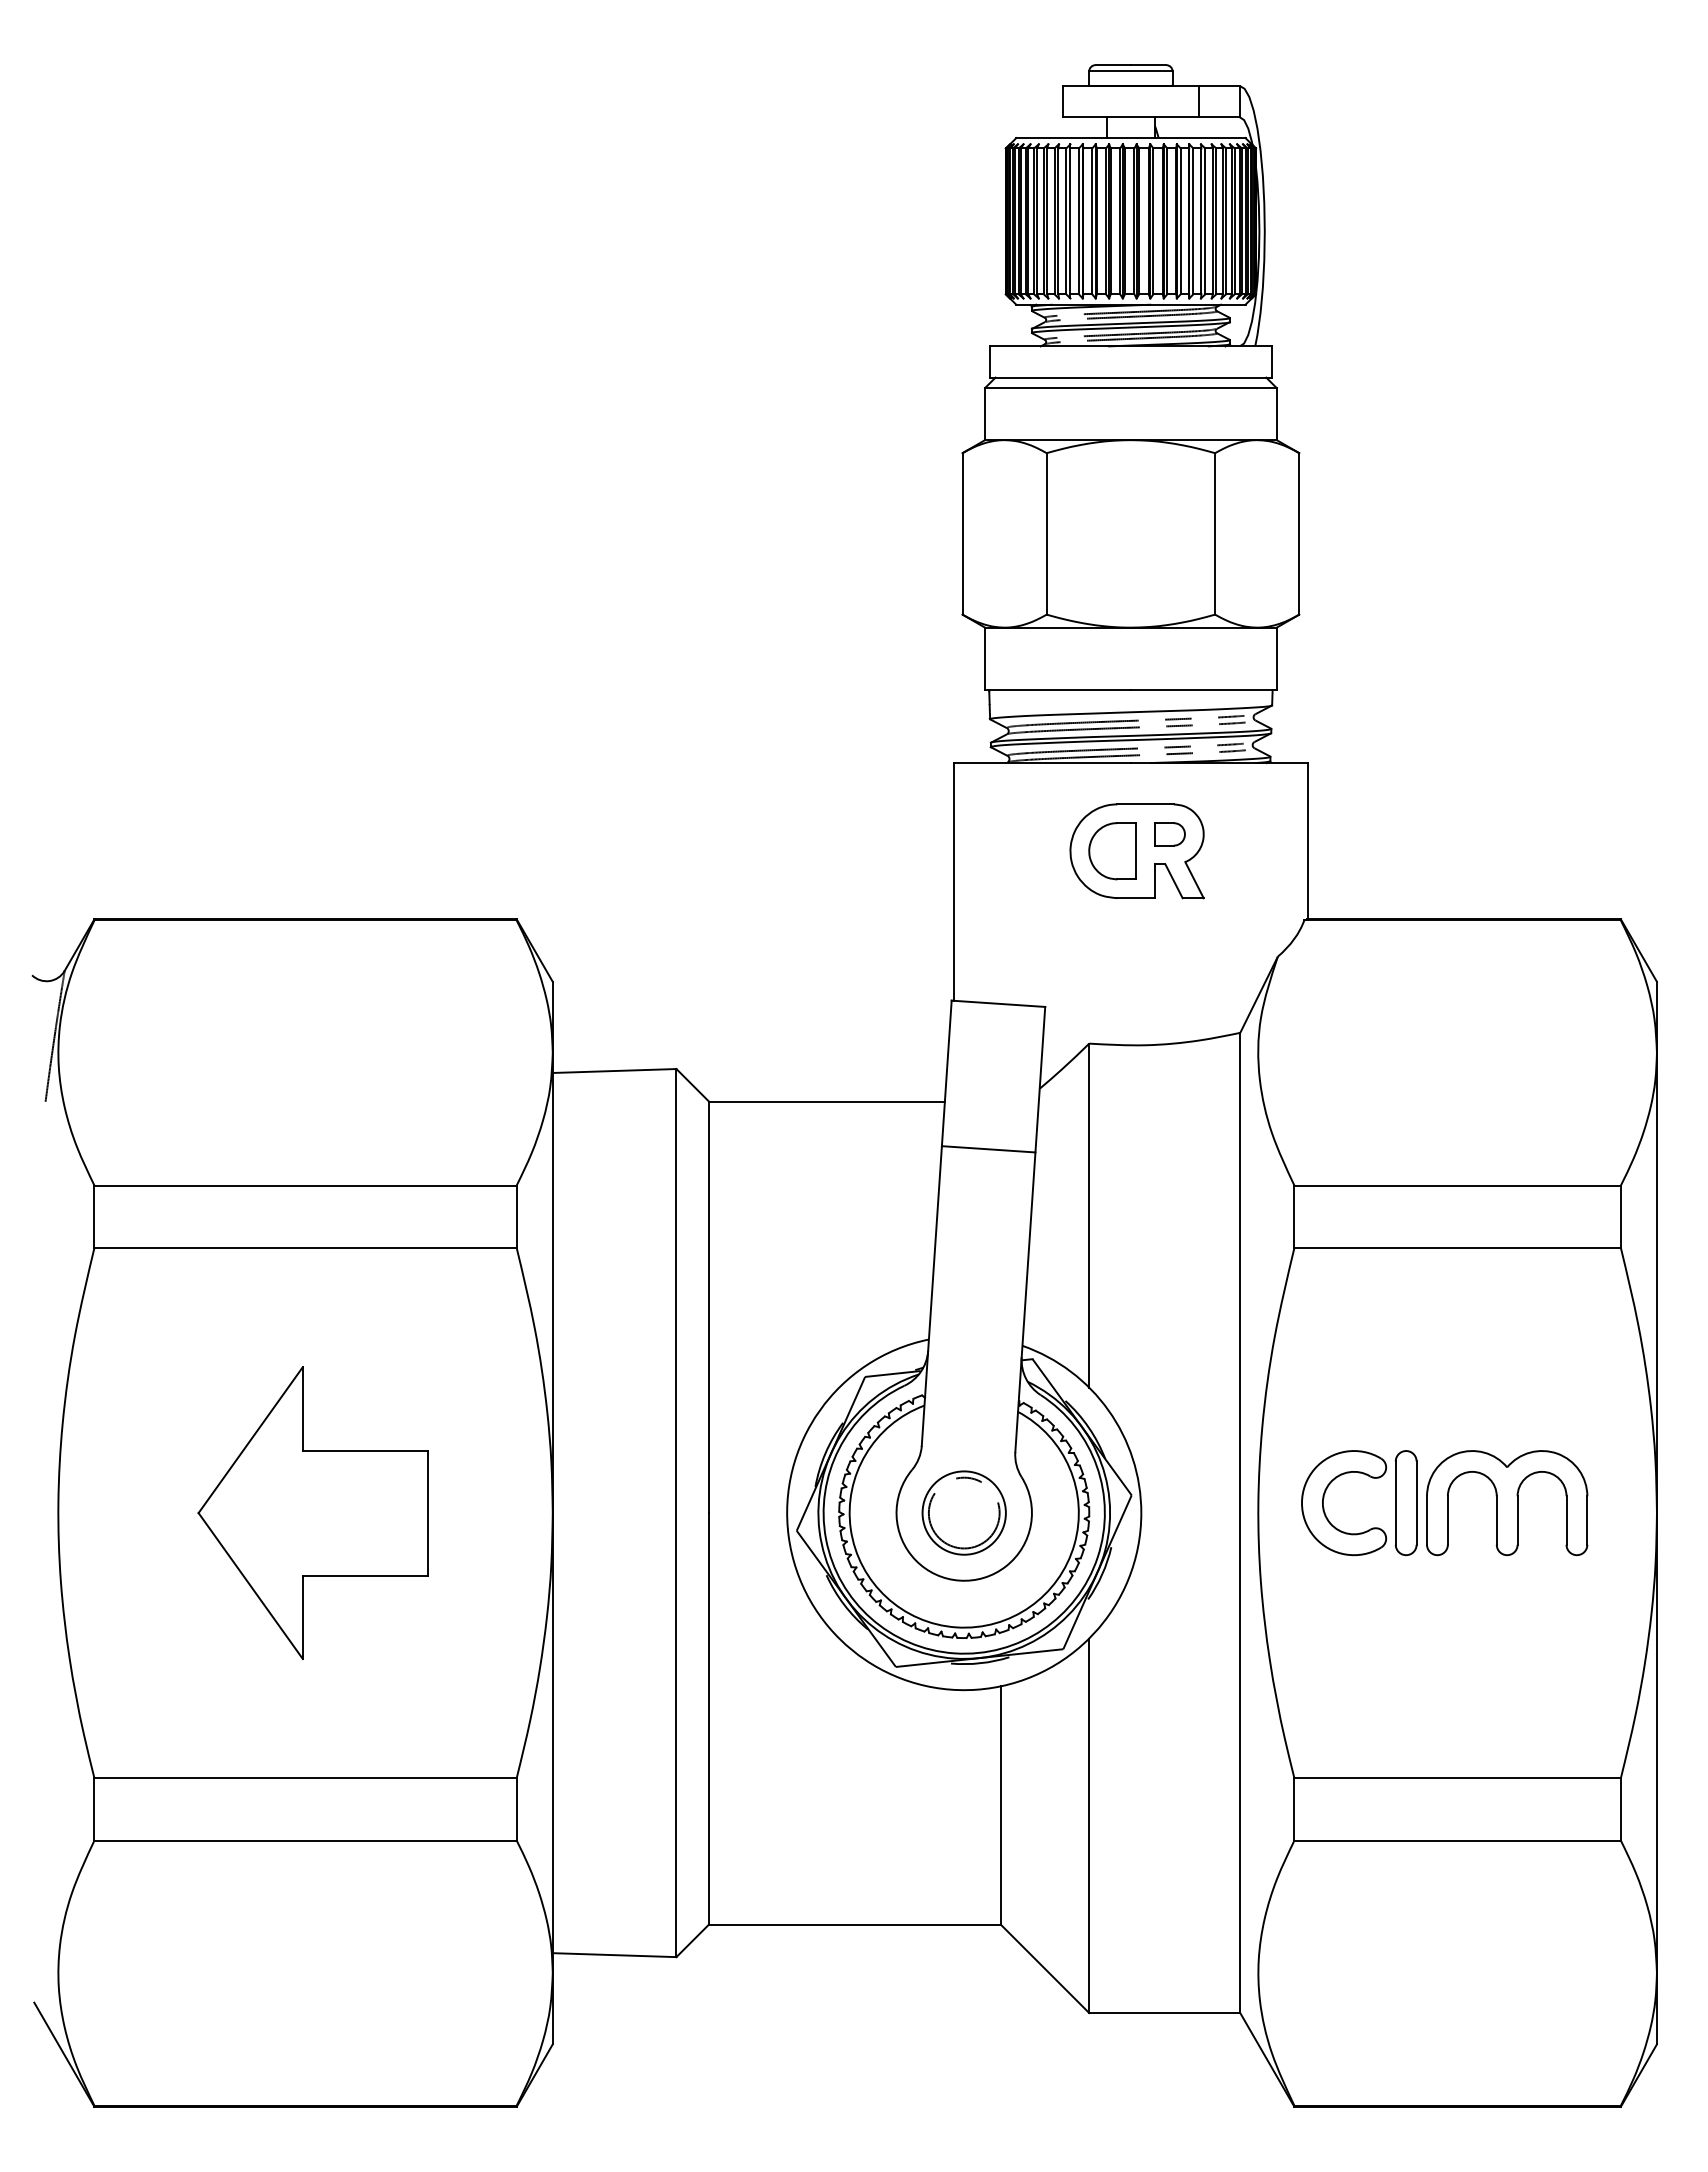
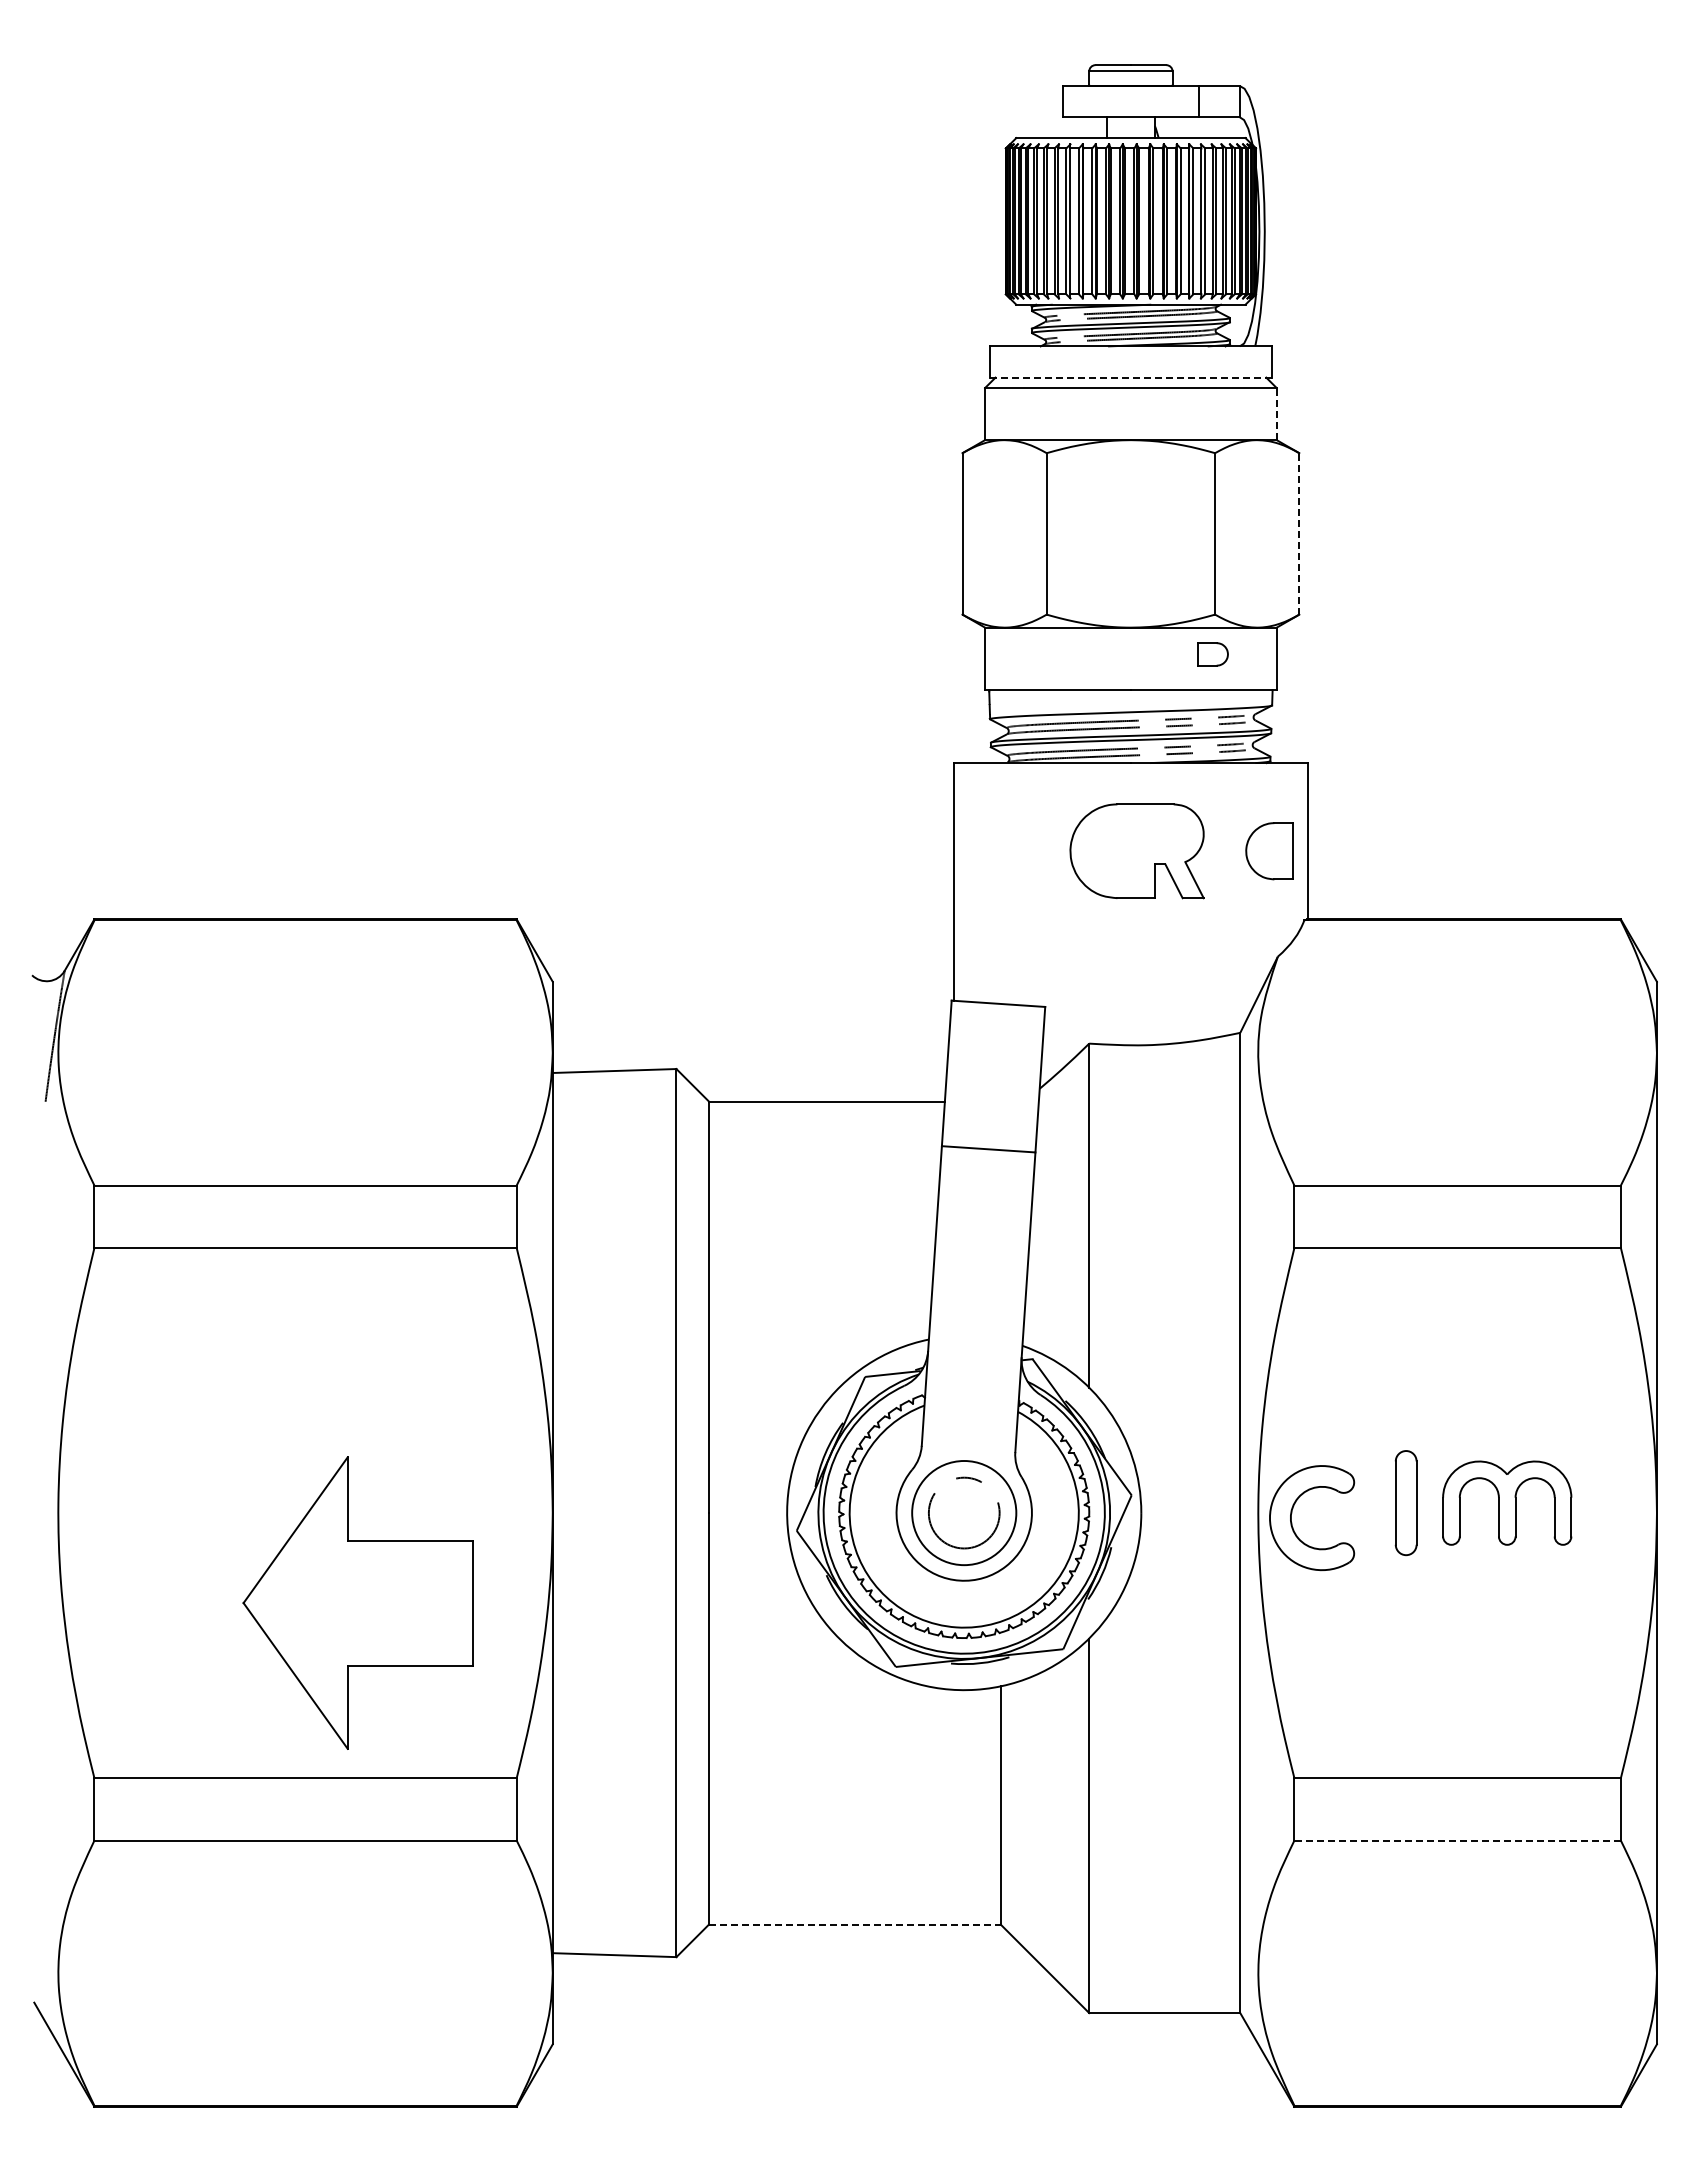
line: solid -> dashed (1130, 377)
line: solid -> dashed (1276, 413)
line: solid -> dashed (1299, 533)
part position: (1169, 834) -> (1212, 654) (1212, 654)
part position: (1112, 851) -> (1269, 851) (1269, 851)
part size: 163x107 px -> 131x86 px (1507, 1502)
part position: (1324, 1507) -> (1292, 1522) (1292, 1522)
part position: (312, 1512) -> (357, 1602) (357, 1602)
circle diameter: 83 px -> 104 px (964, 1513)
line: solid -> dashed (1457, 1840)
line: solid -> dashed (854, 1924)
